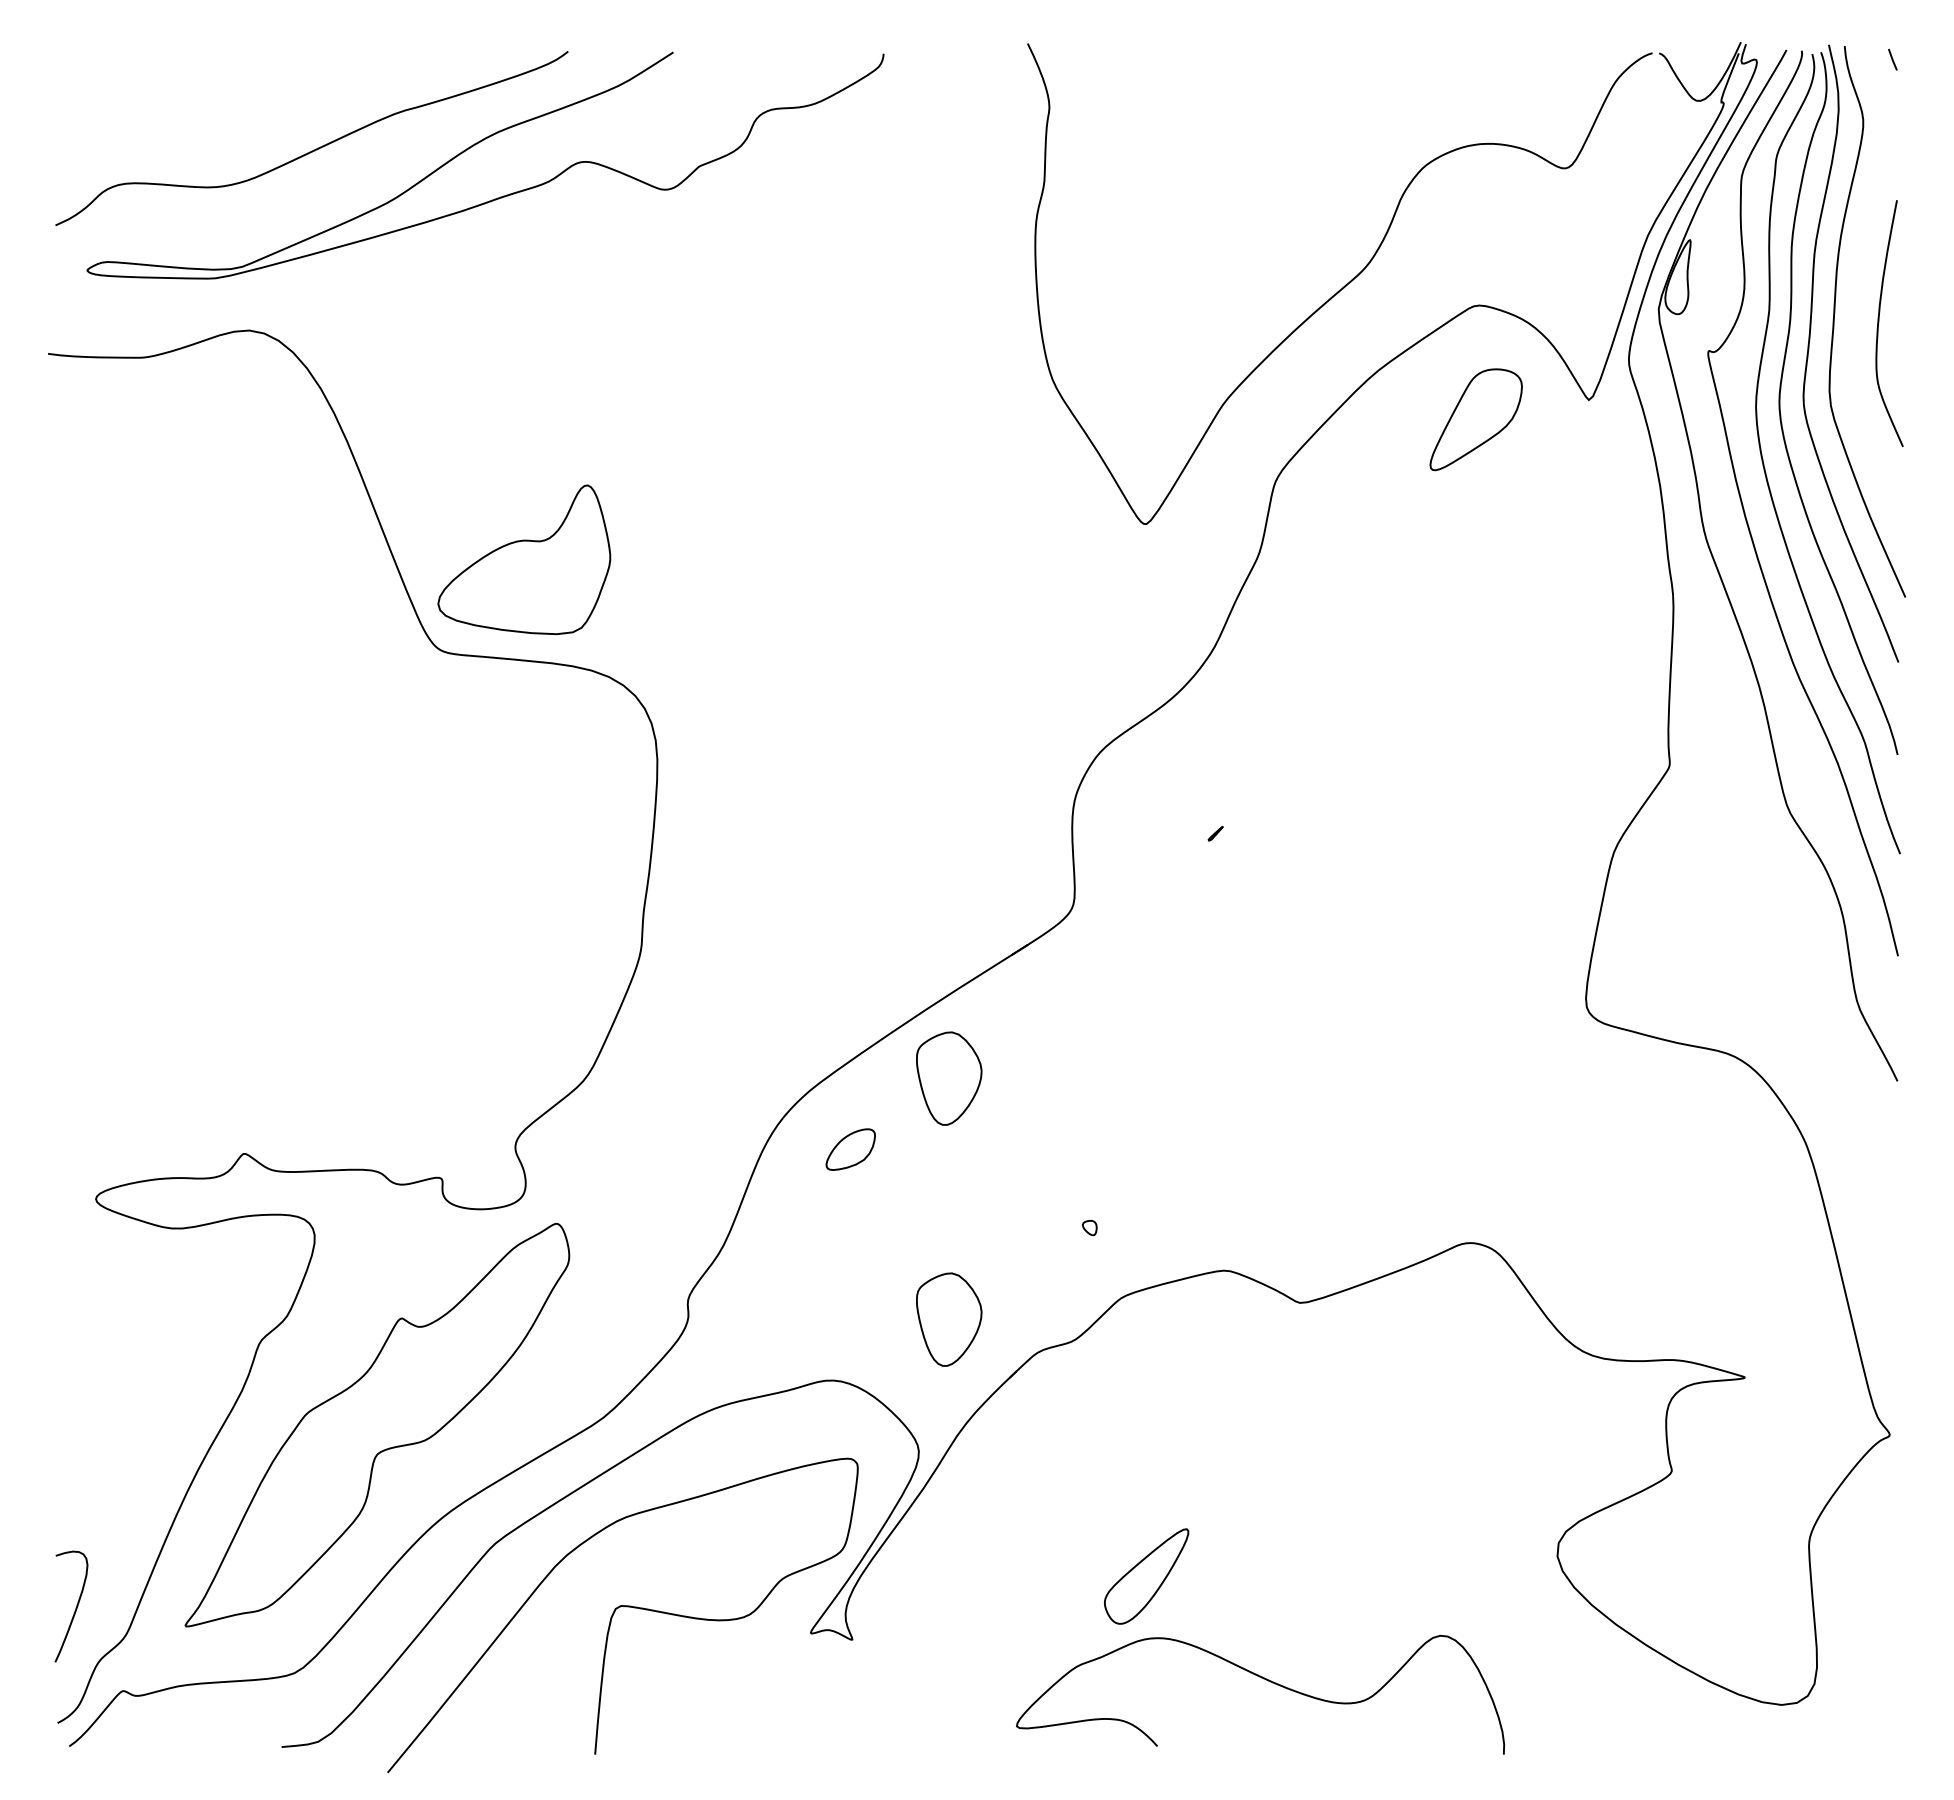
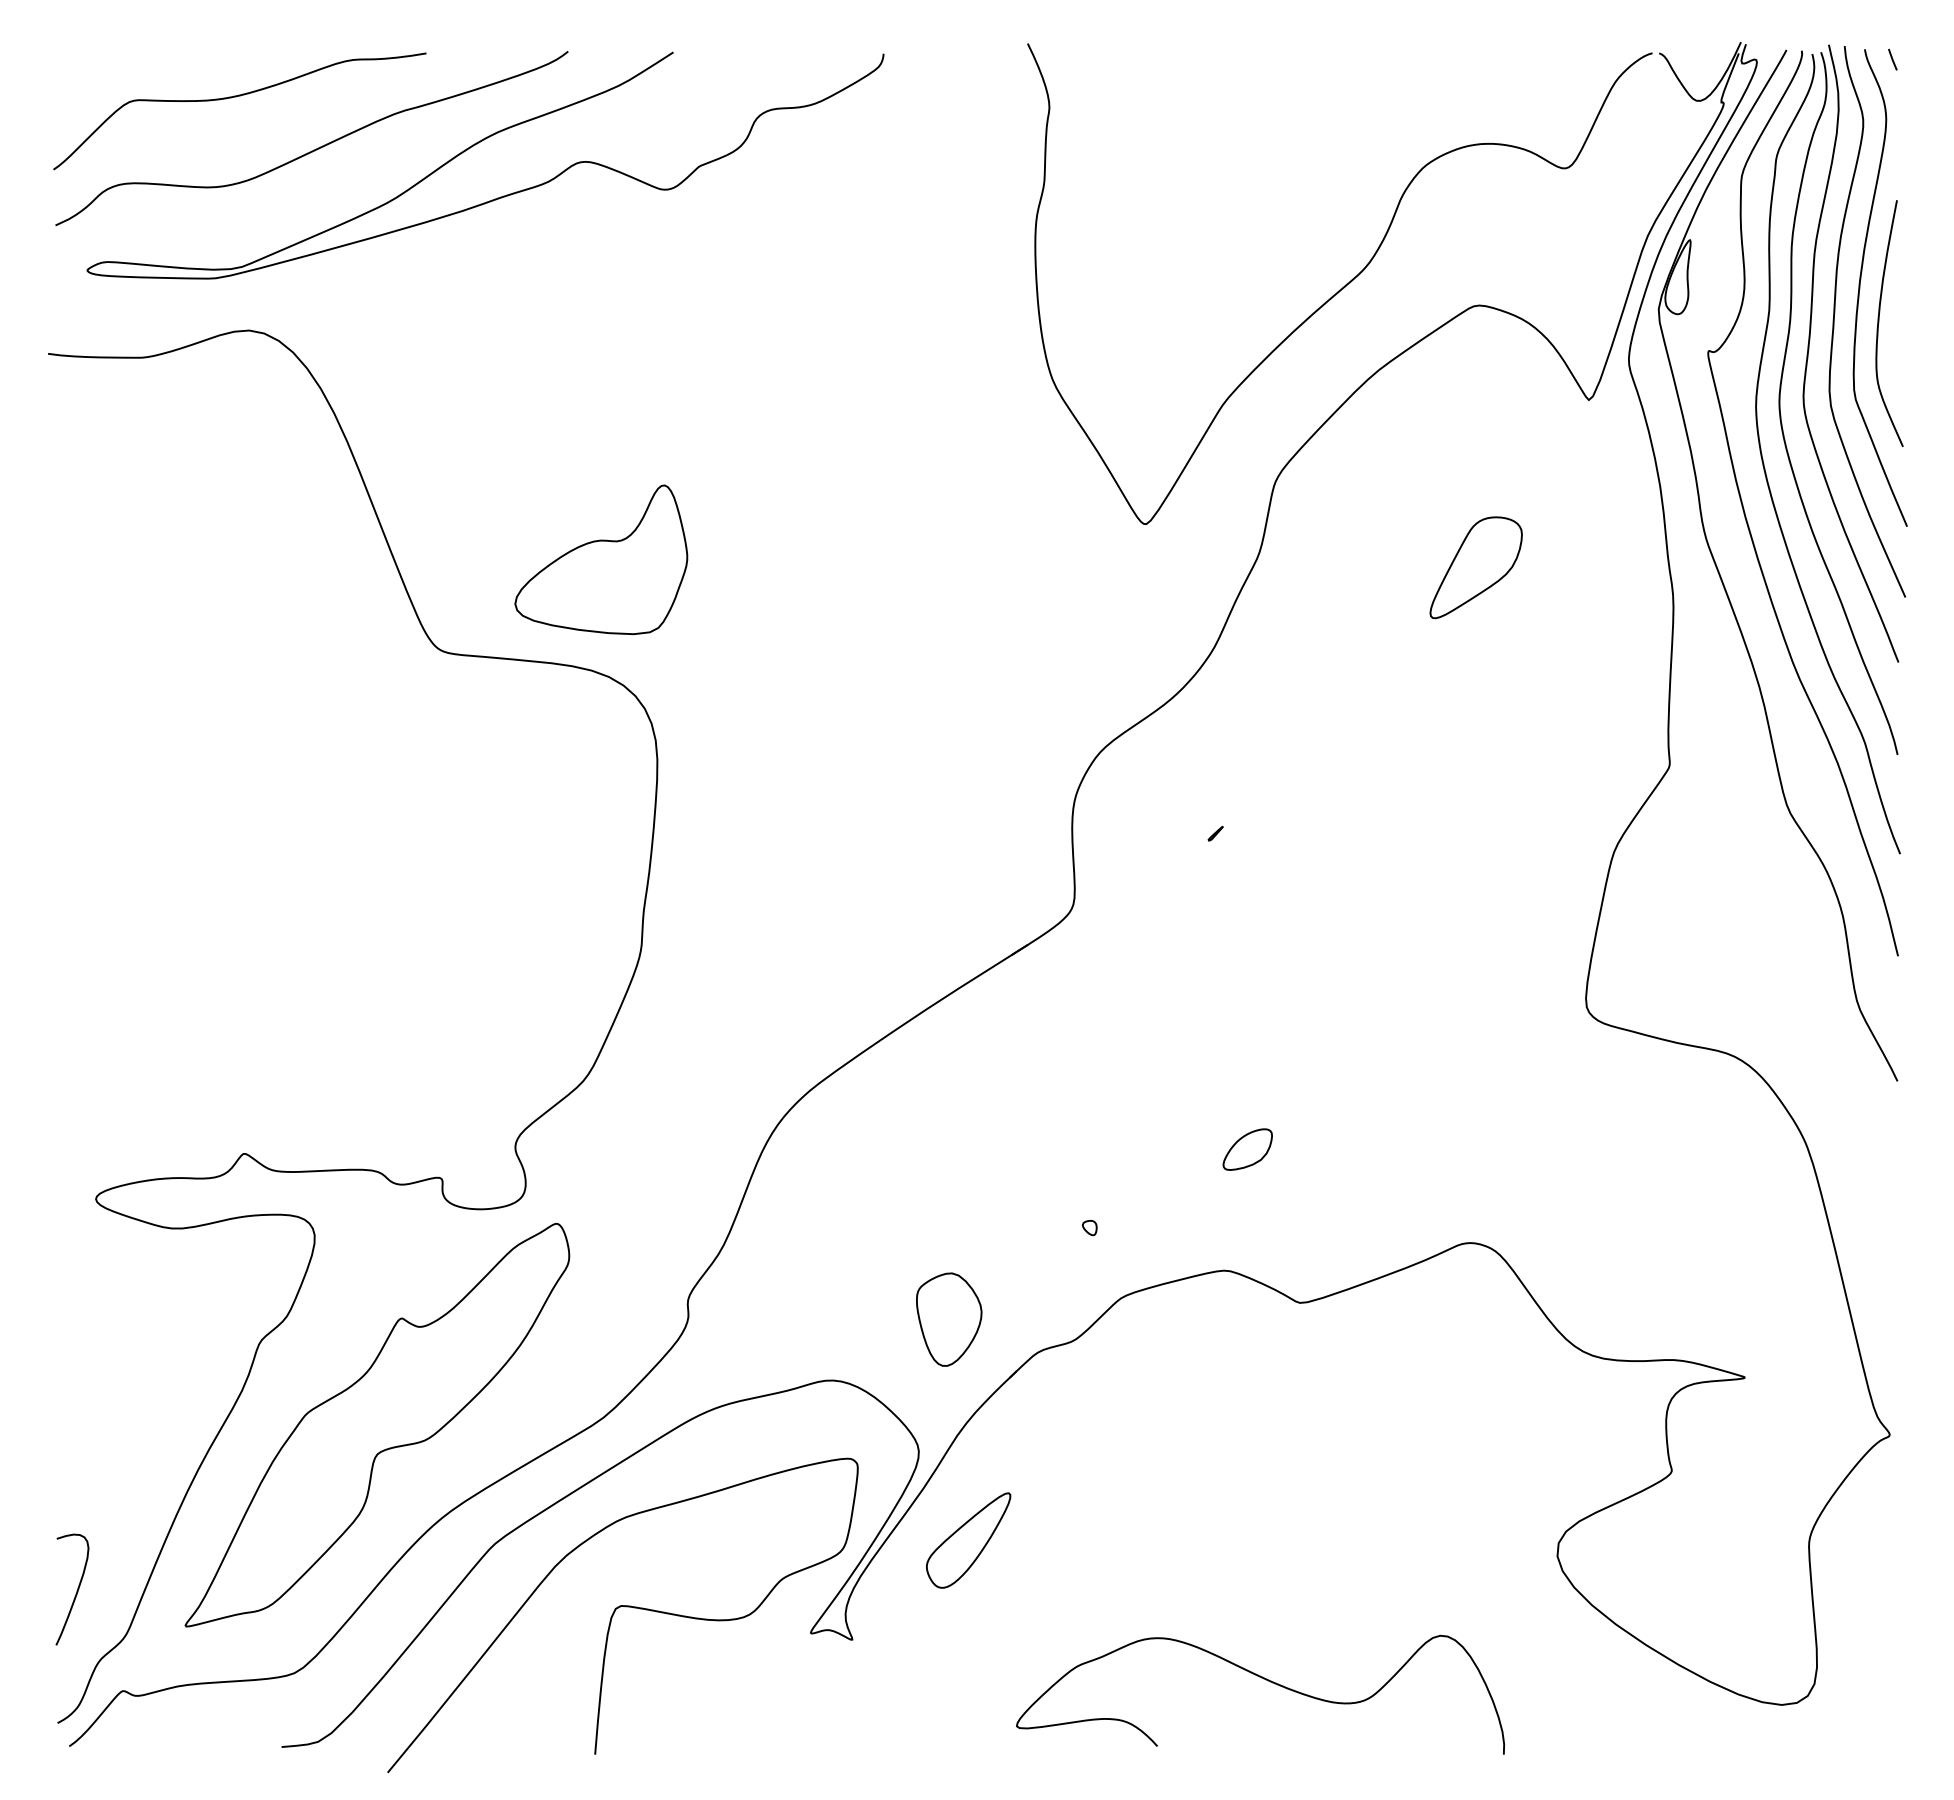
curve: none -> present (236, 97)
curve: none -> present (1860, 287)
part position: (1475, 419) -> (1475, 567) (1475, 567)
part position: (524, 559) -> (601, 559) (601, 559)
part: present -> none (949, 1078)
part position: (850, 1149) -> (1247, 1149) (1247, 1149)
part position: (1146, 1576) -> (968, 1540) (968, 1540)
curve position: (75, 1607) -> (76, 1590) (76, 1590)
